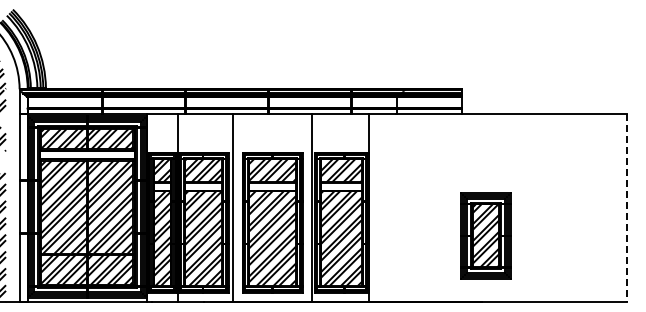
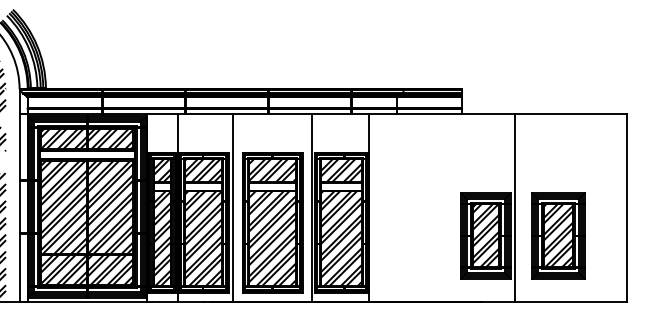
line: none -> present (514, 207)
line: dashed -> solid (626, 208)
part: none -> present (558, 235)
